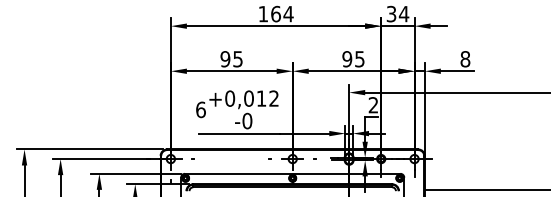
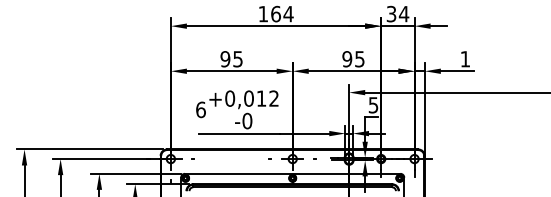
text: 8 -> 1 (465, 59)
text: 2 -> 5 (373, 105)
line: present -> none (485, 189)
